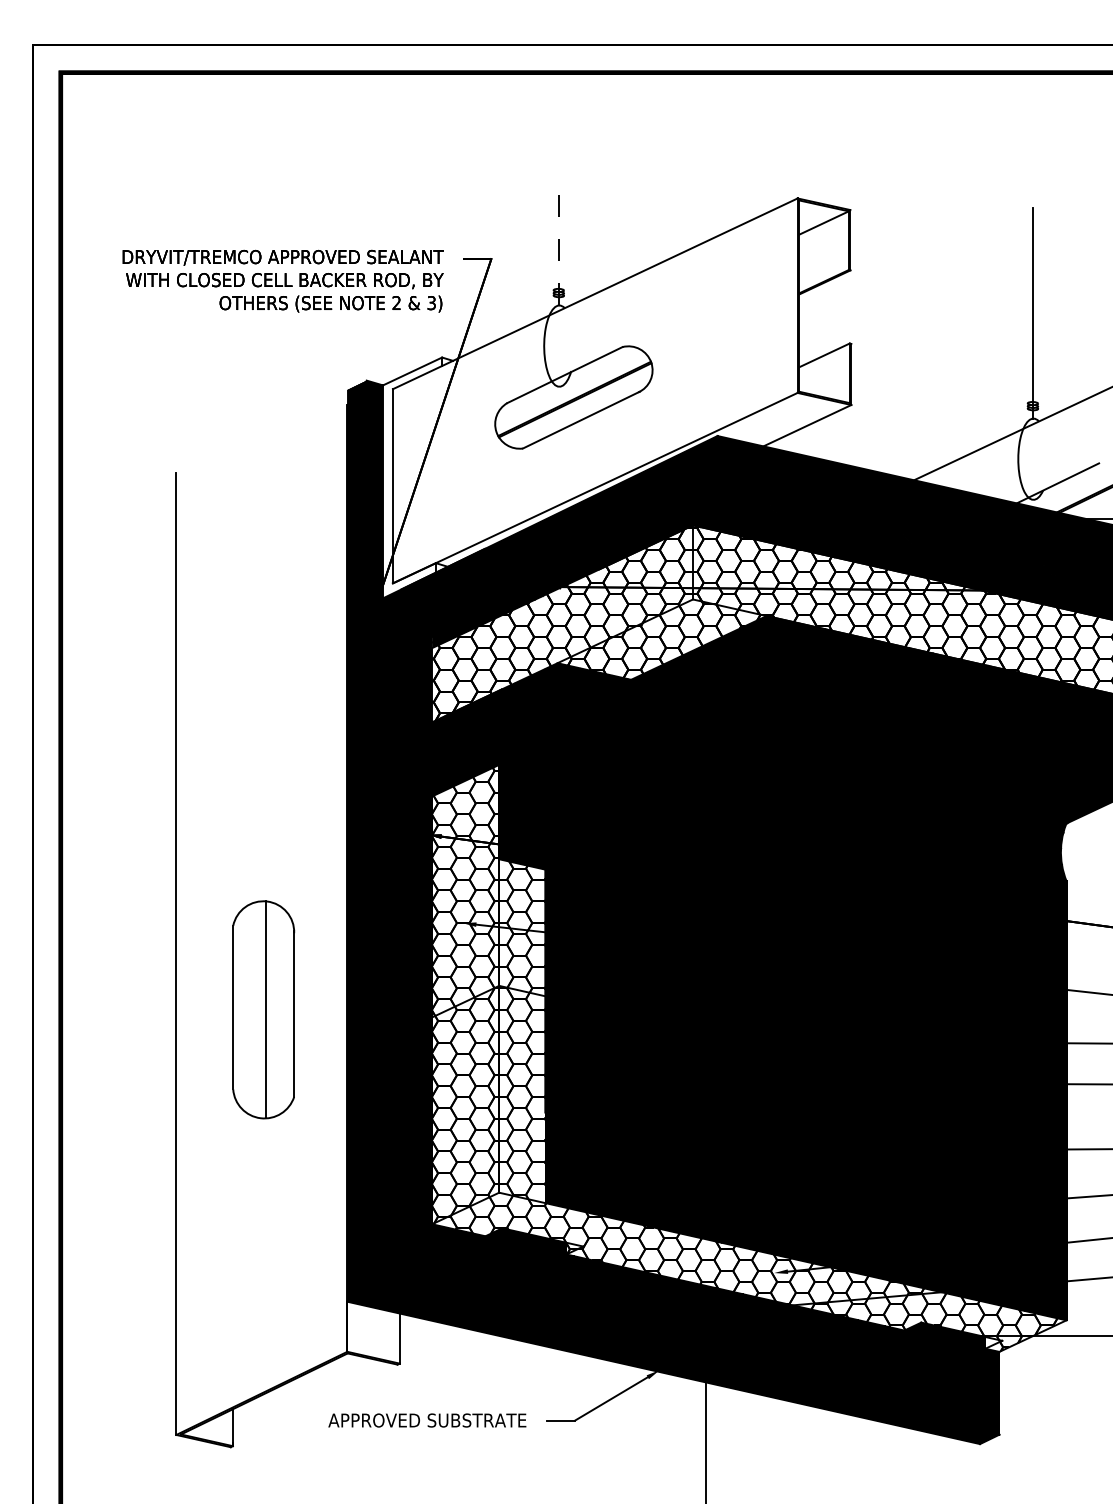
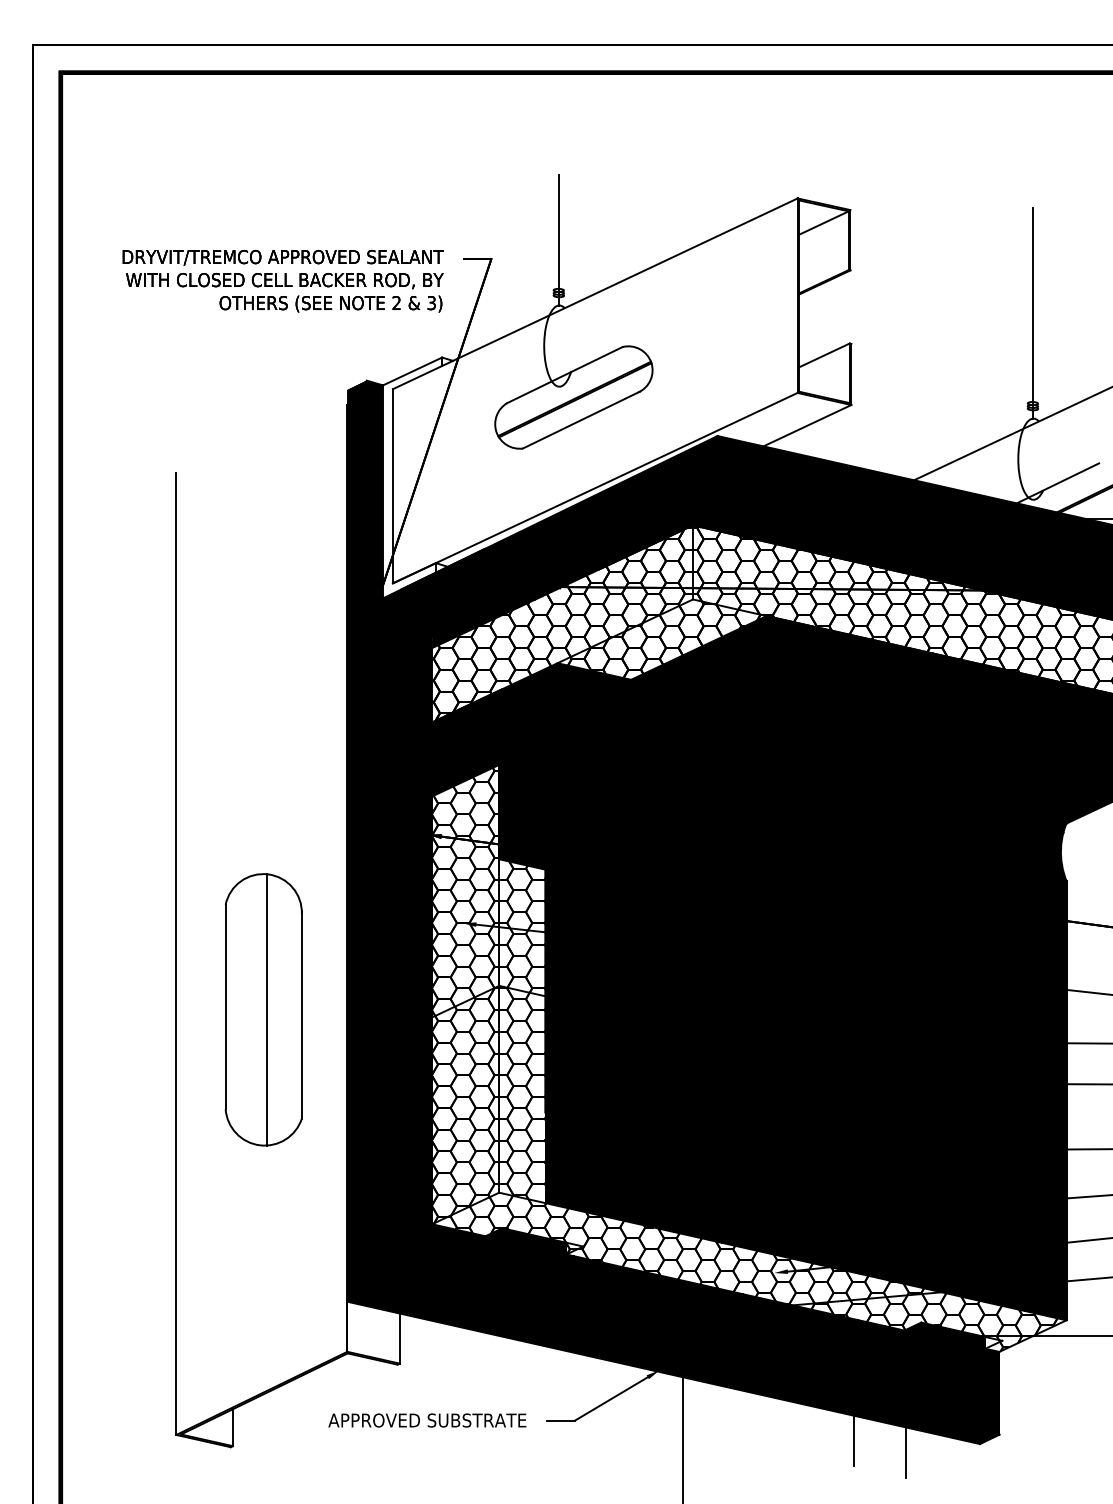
line: dashed -> solid (559, 240)
part size: 64x220 px -> 79x274 px (263, 1009)
line position: (706, 1438) -> (683, 1438) (683, 1438)
line: none -> present (854, 1440)
line: none -> present (906, 1452)
